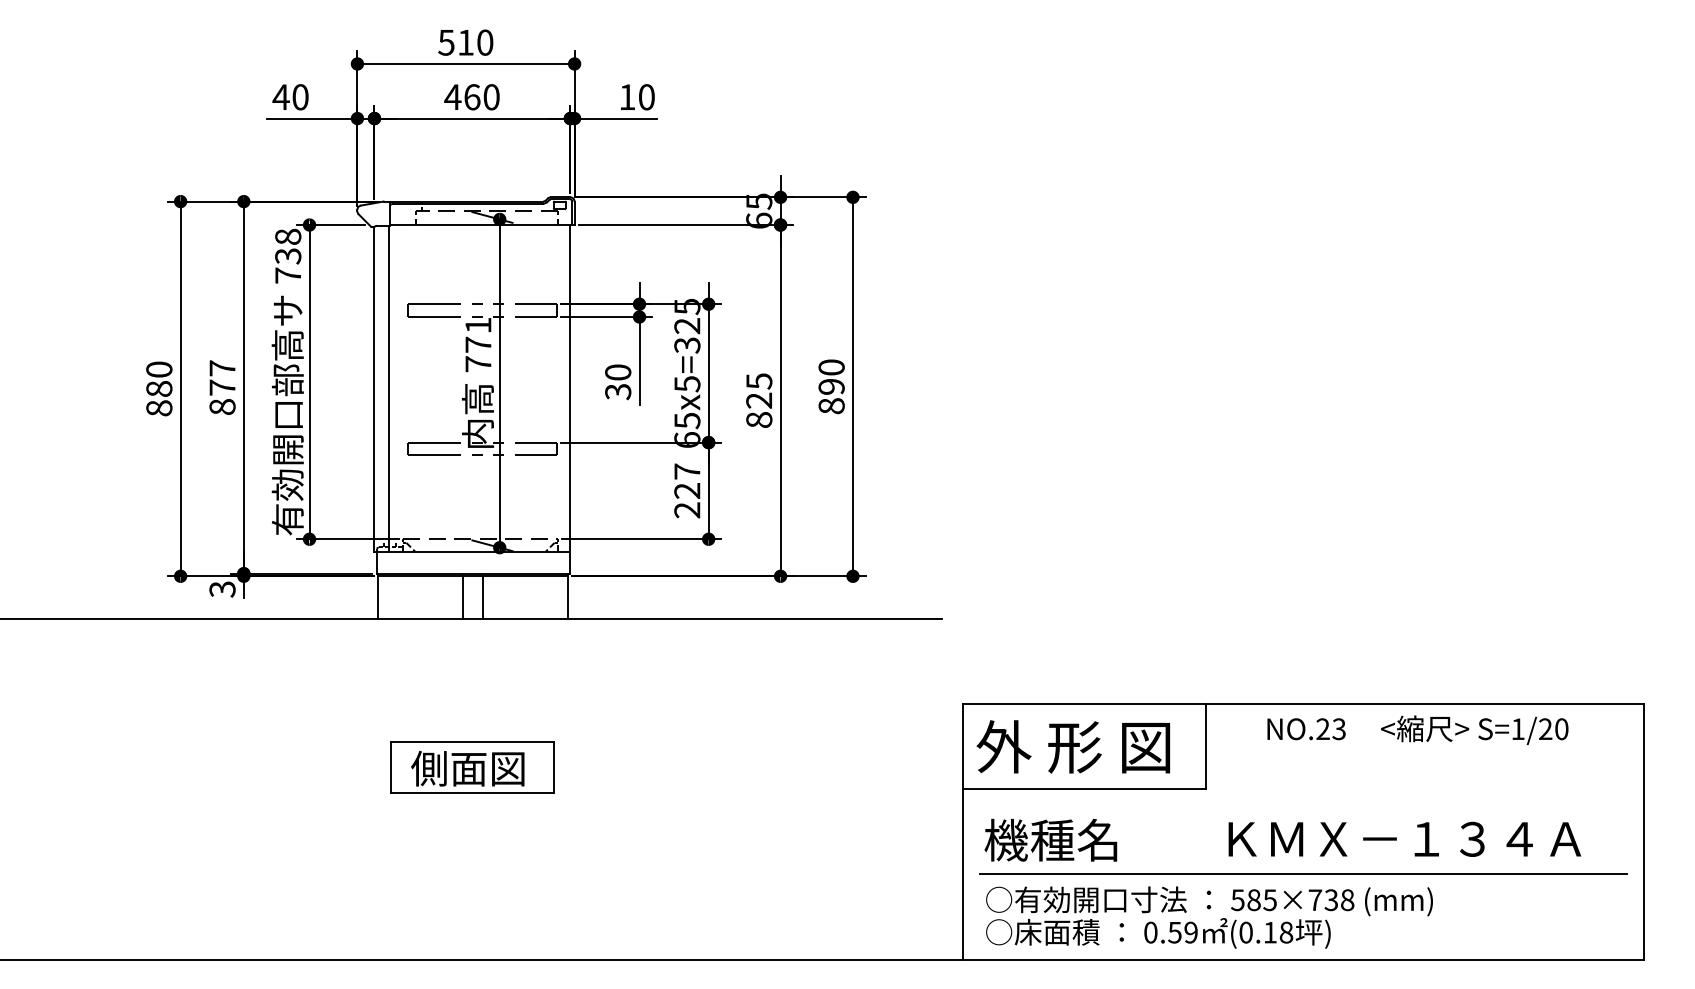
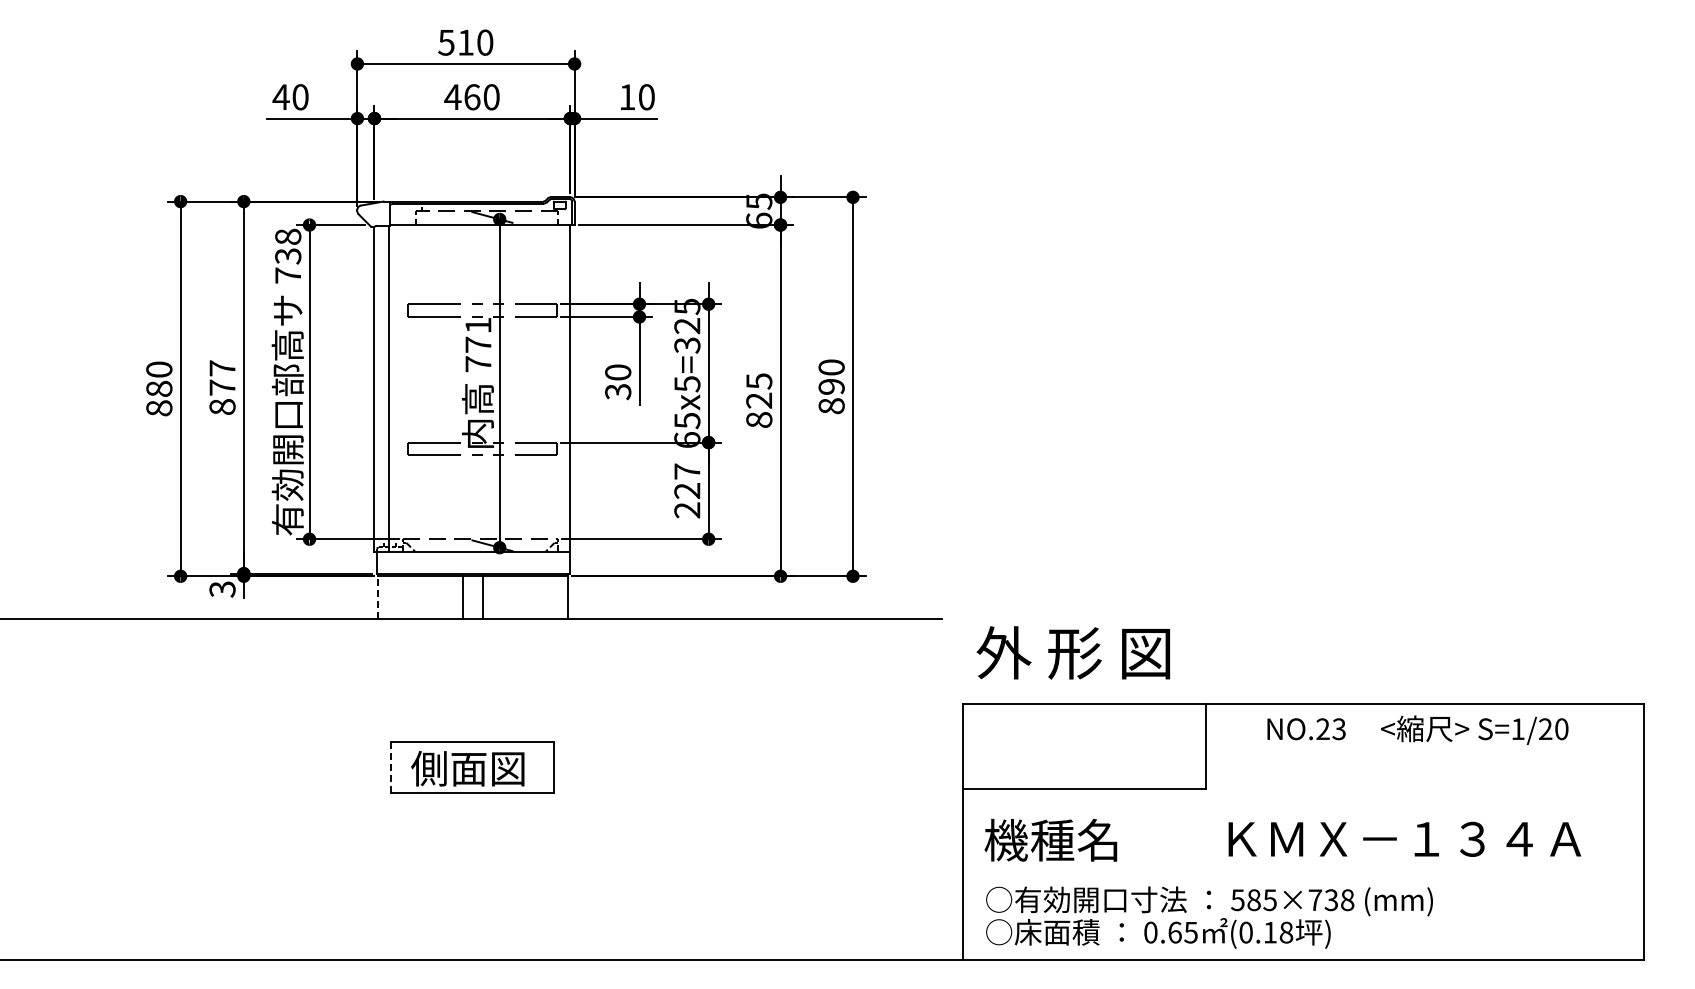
line: solid -> dashed (378, 597)
text position: (1072, 746) -> (1072, 652) (1072, 652)
line: solid -> dashed (391, 767)
line: present -> none (1303, 874)
text: 0.59 -> 0.65 (1182, 932)
